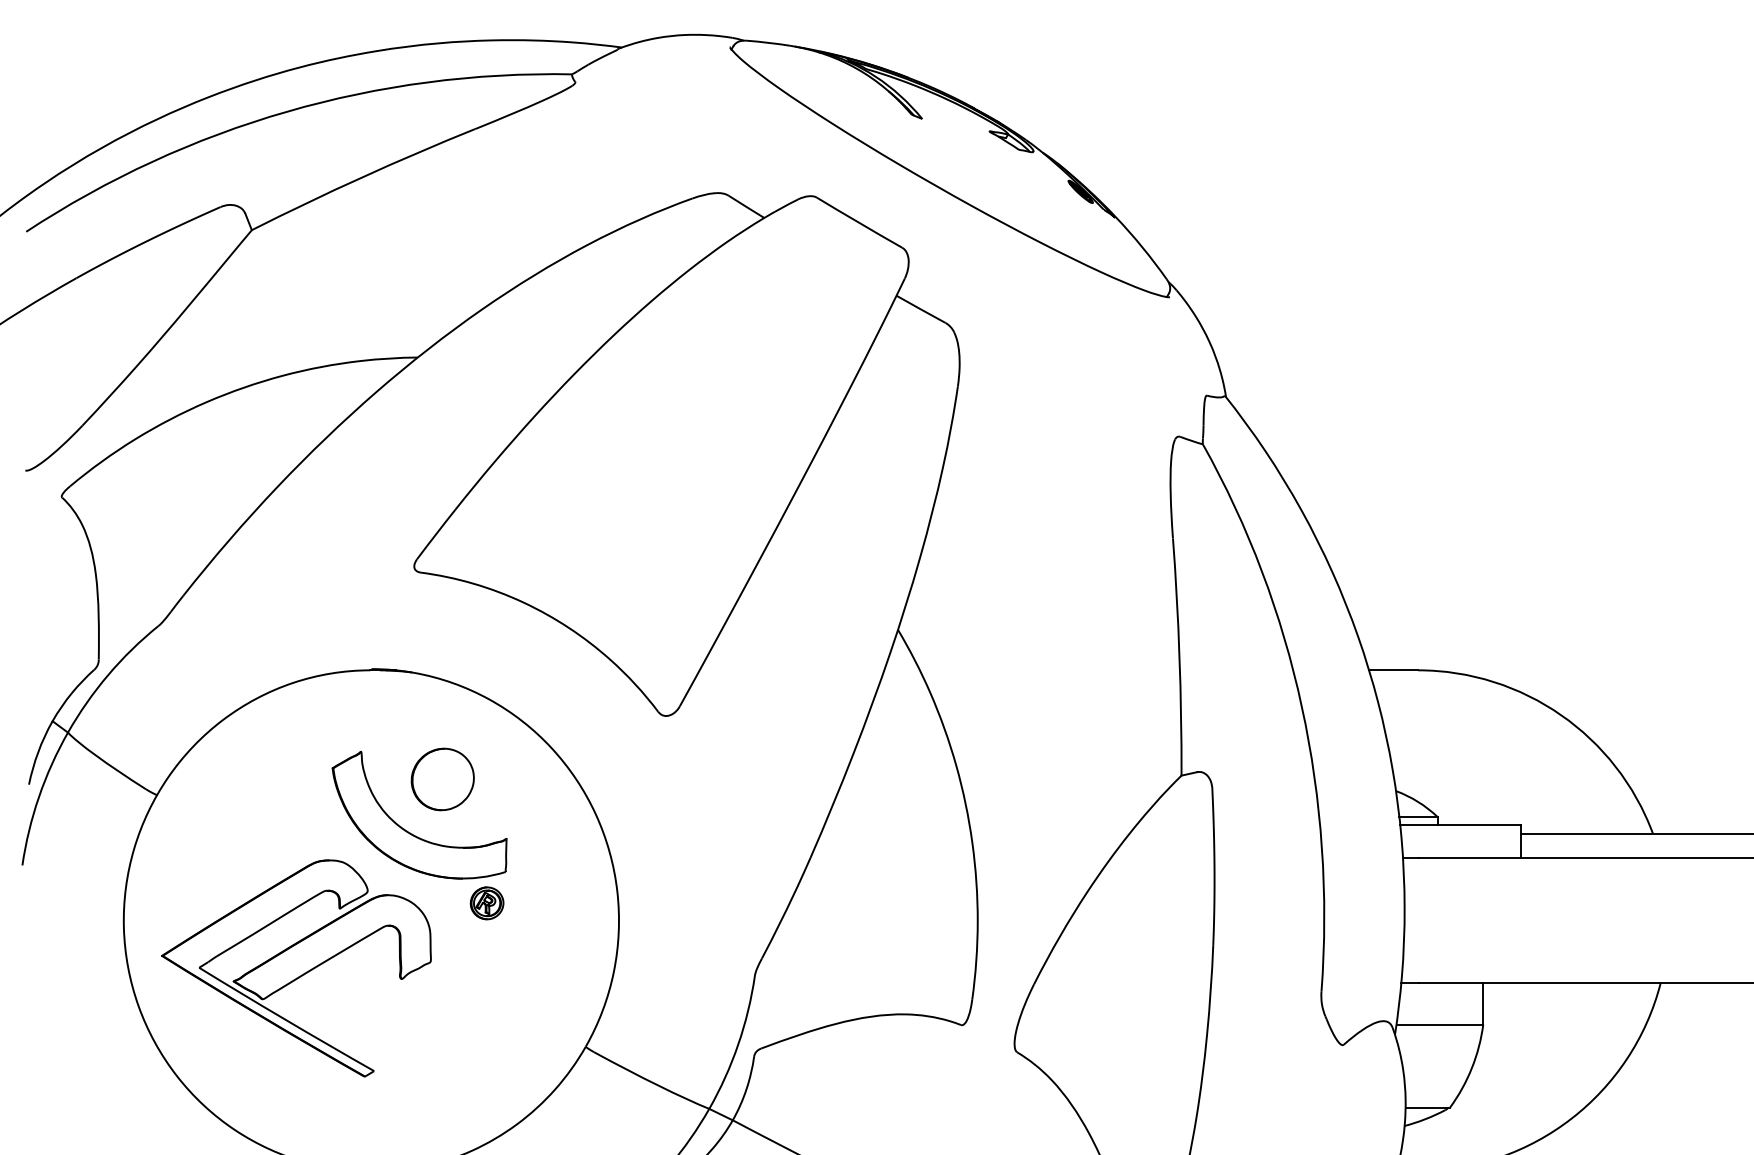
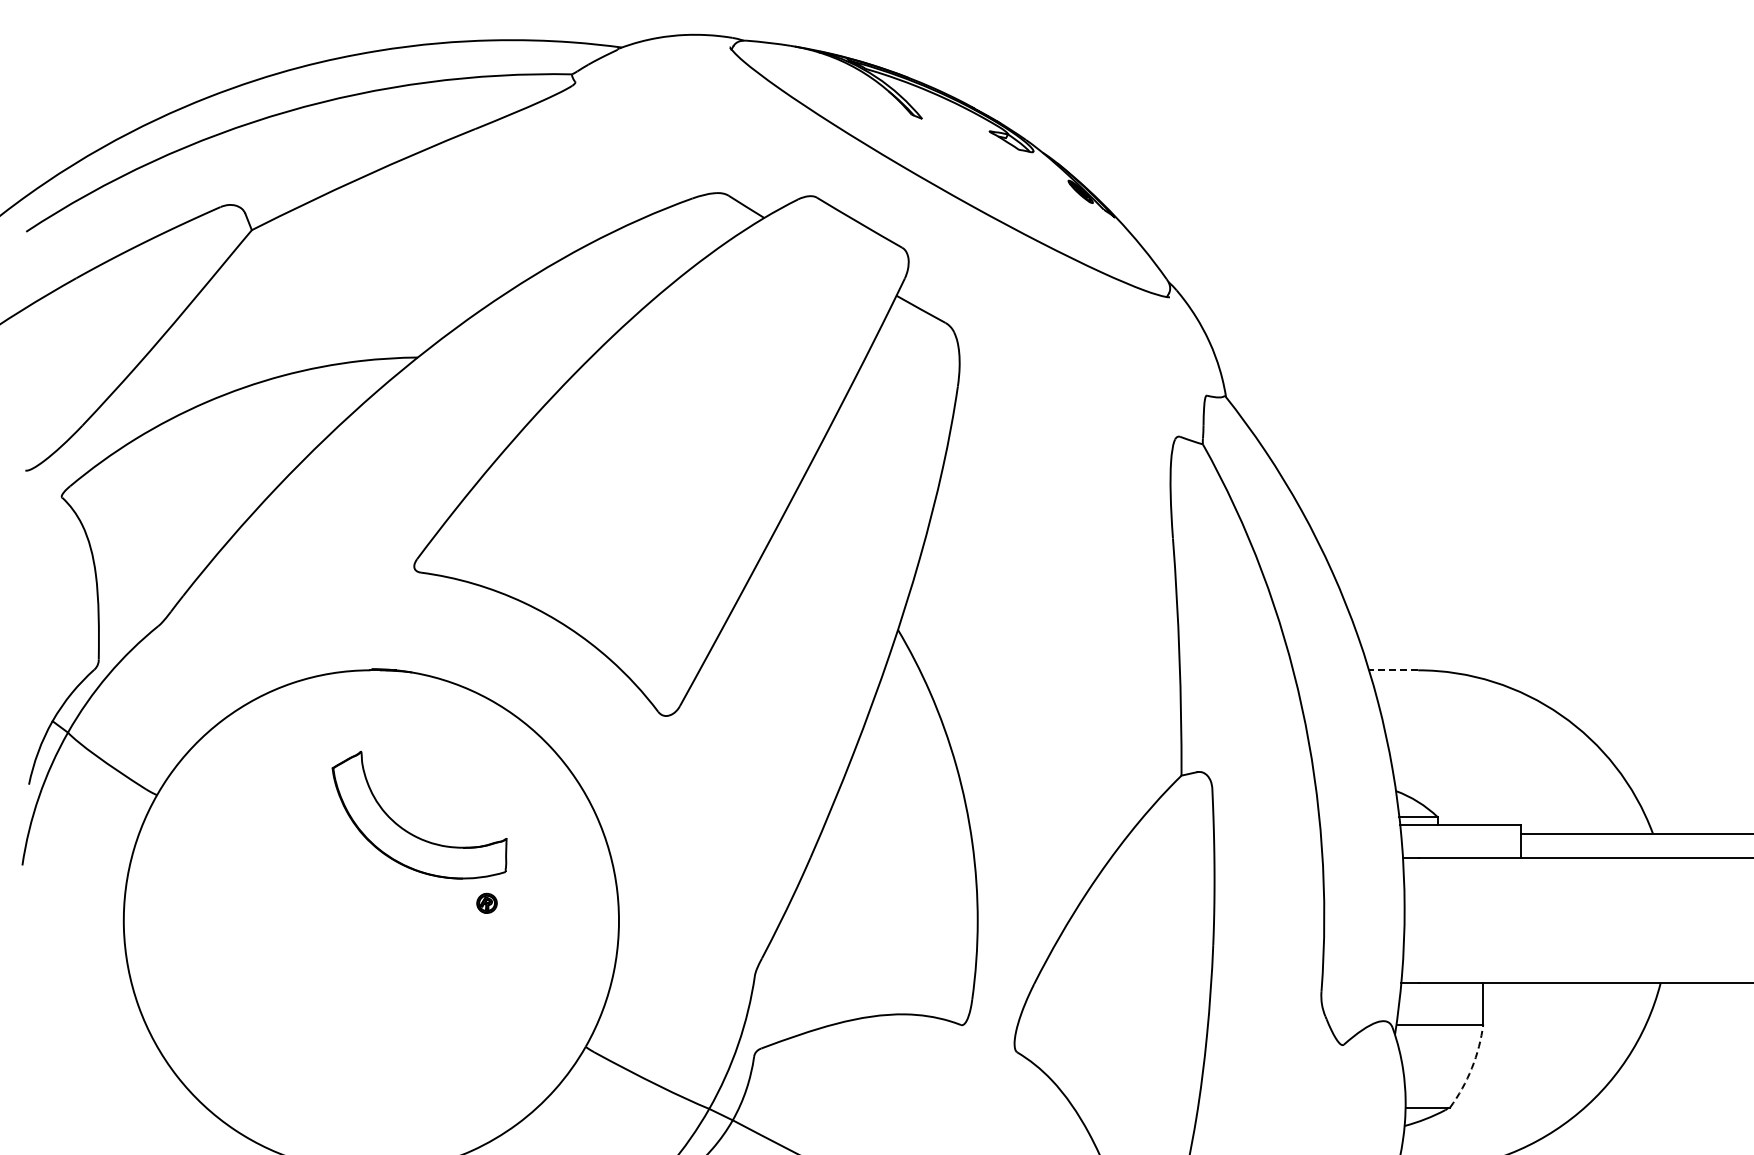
line: solid -> dashed (1393, 670)
part: present -> none (442, 779)
part size: 36x35 px -> 22x22 px (486, 902)
part: present -> none (296, 968)
arc: solid -> dashed (1471, 1068)
